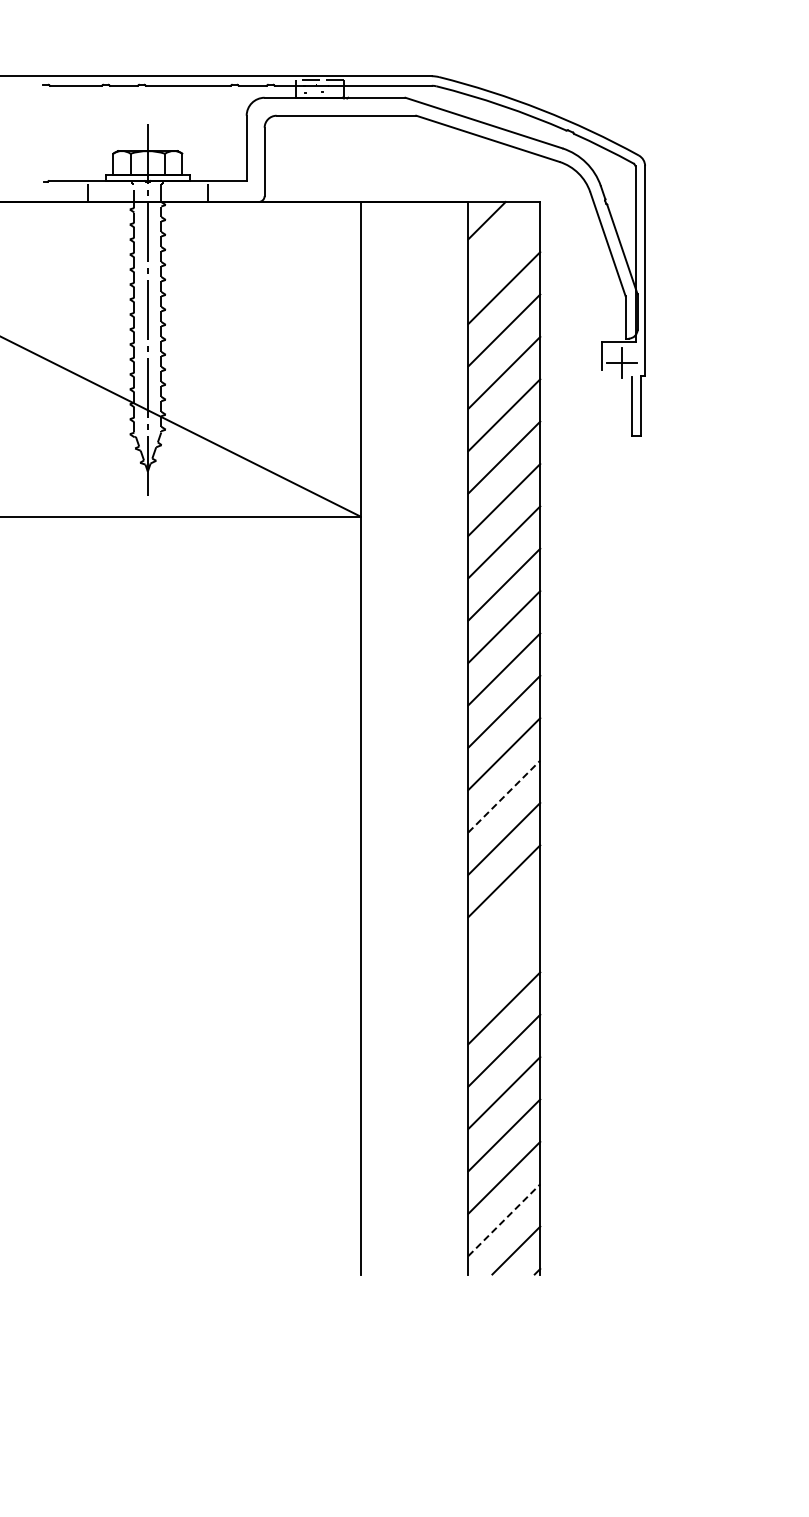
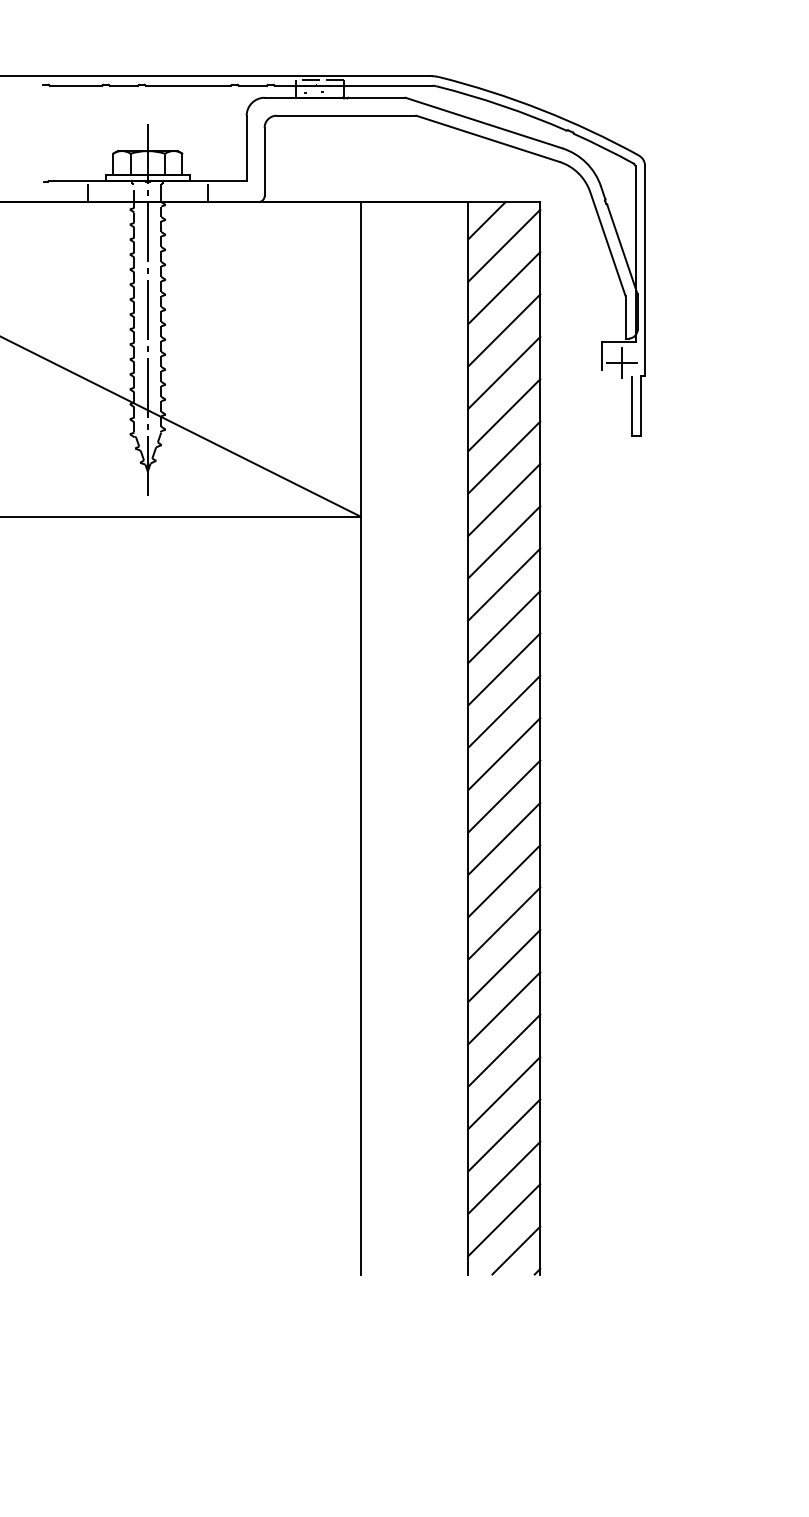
line: none -> present (504, 245)
line: dashed -> solid (504, 796)
line: none -> present (504, 923)
line: none -> present (504, 965)
line: dashed -> solid (504, 1220)
